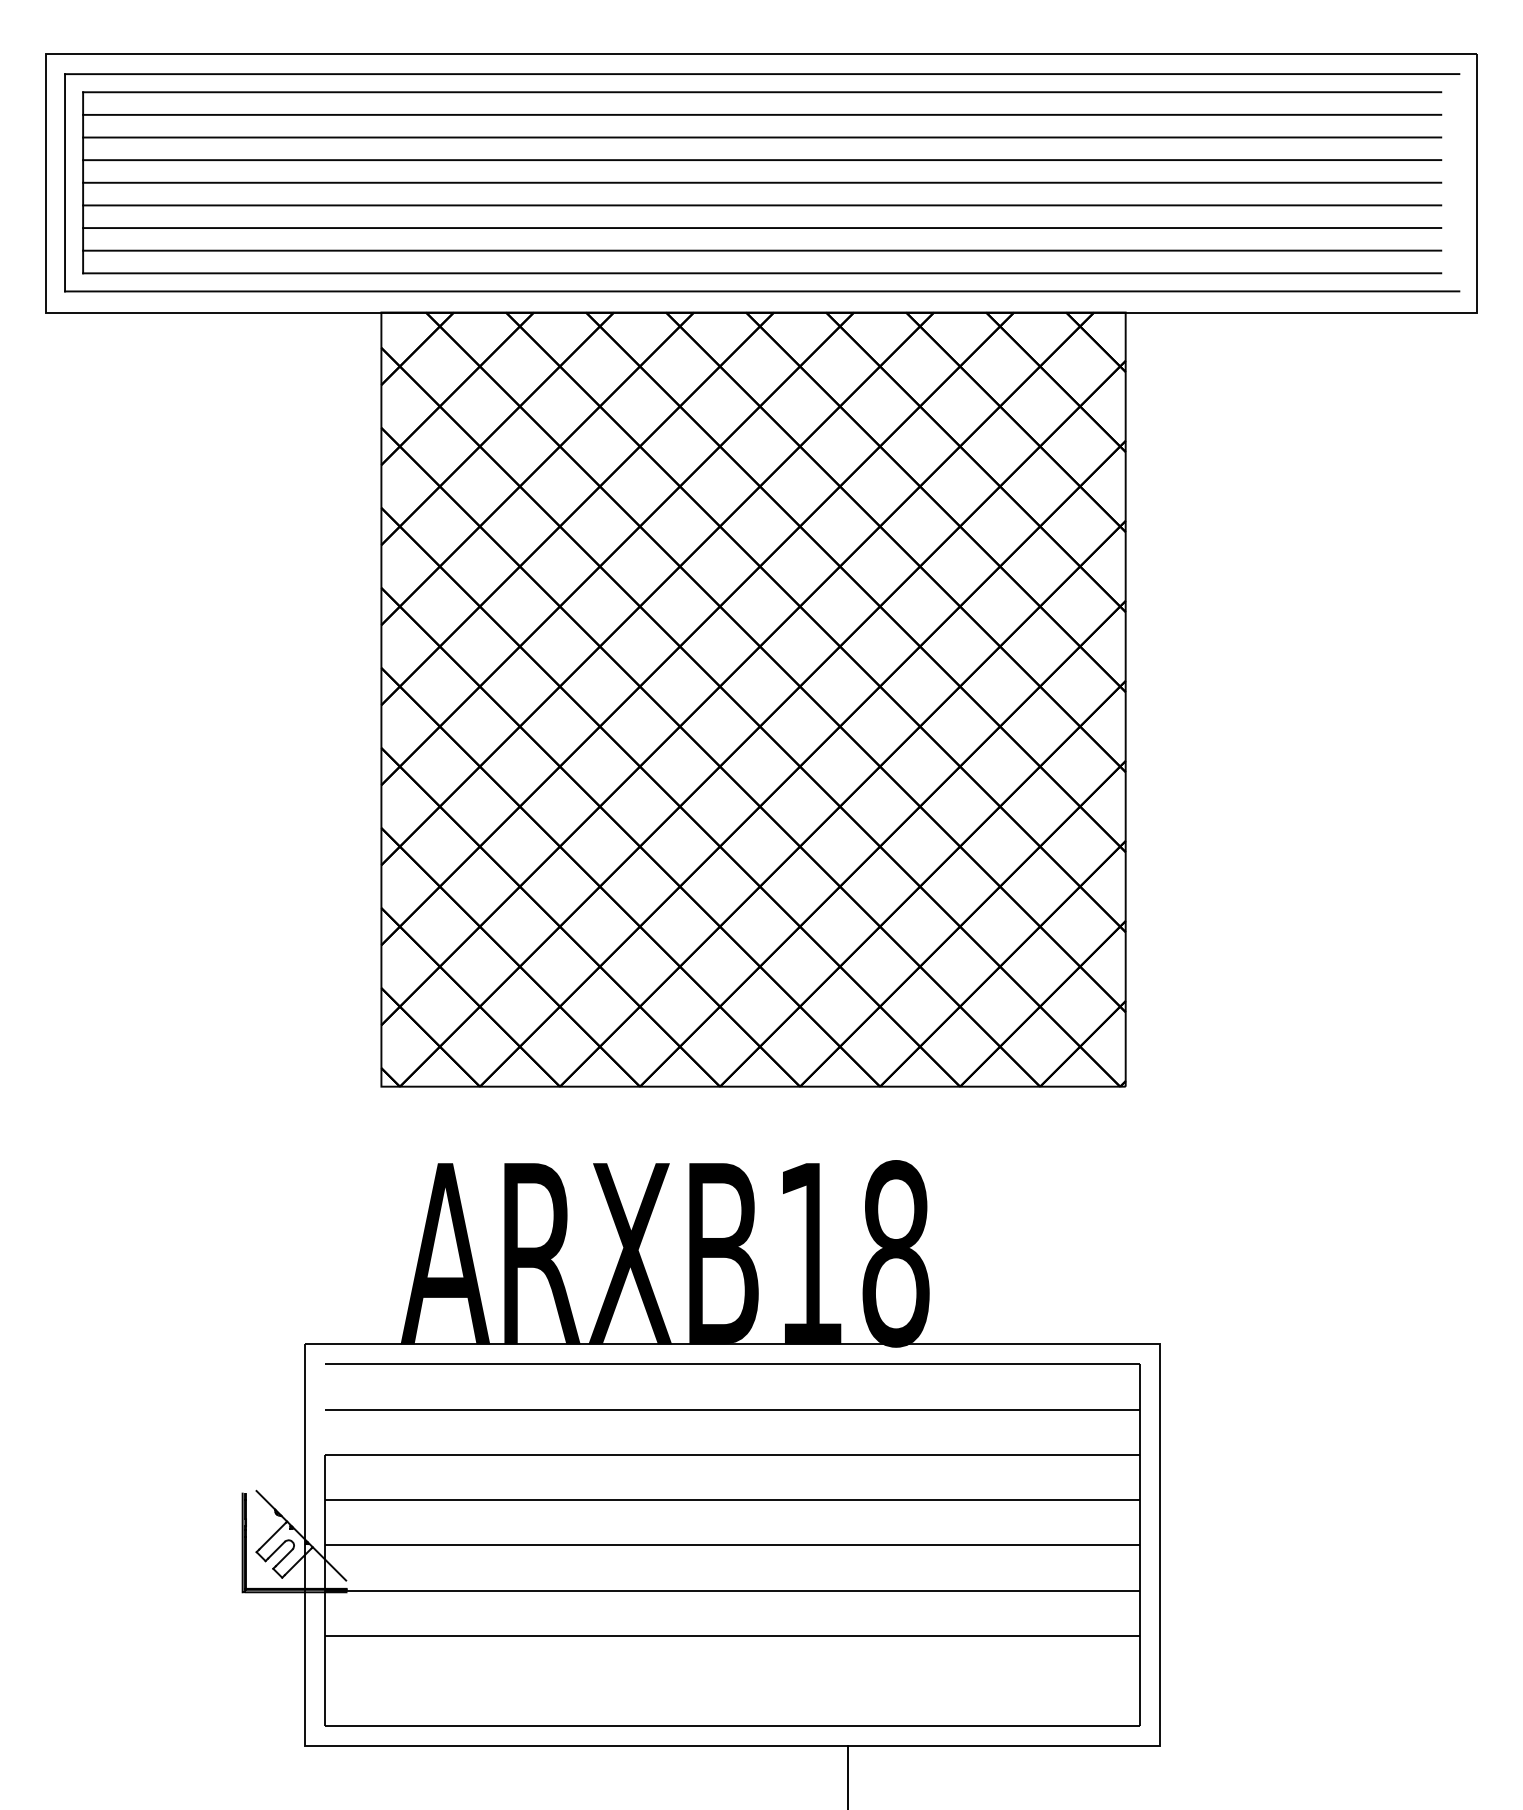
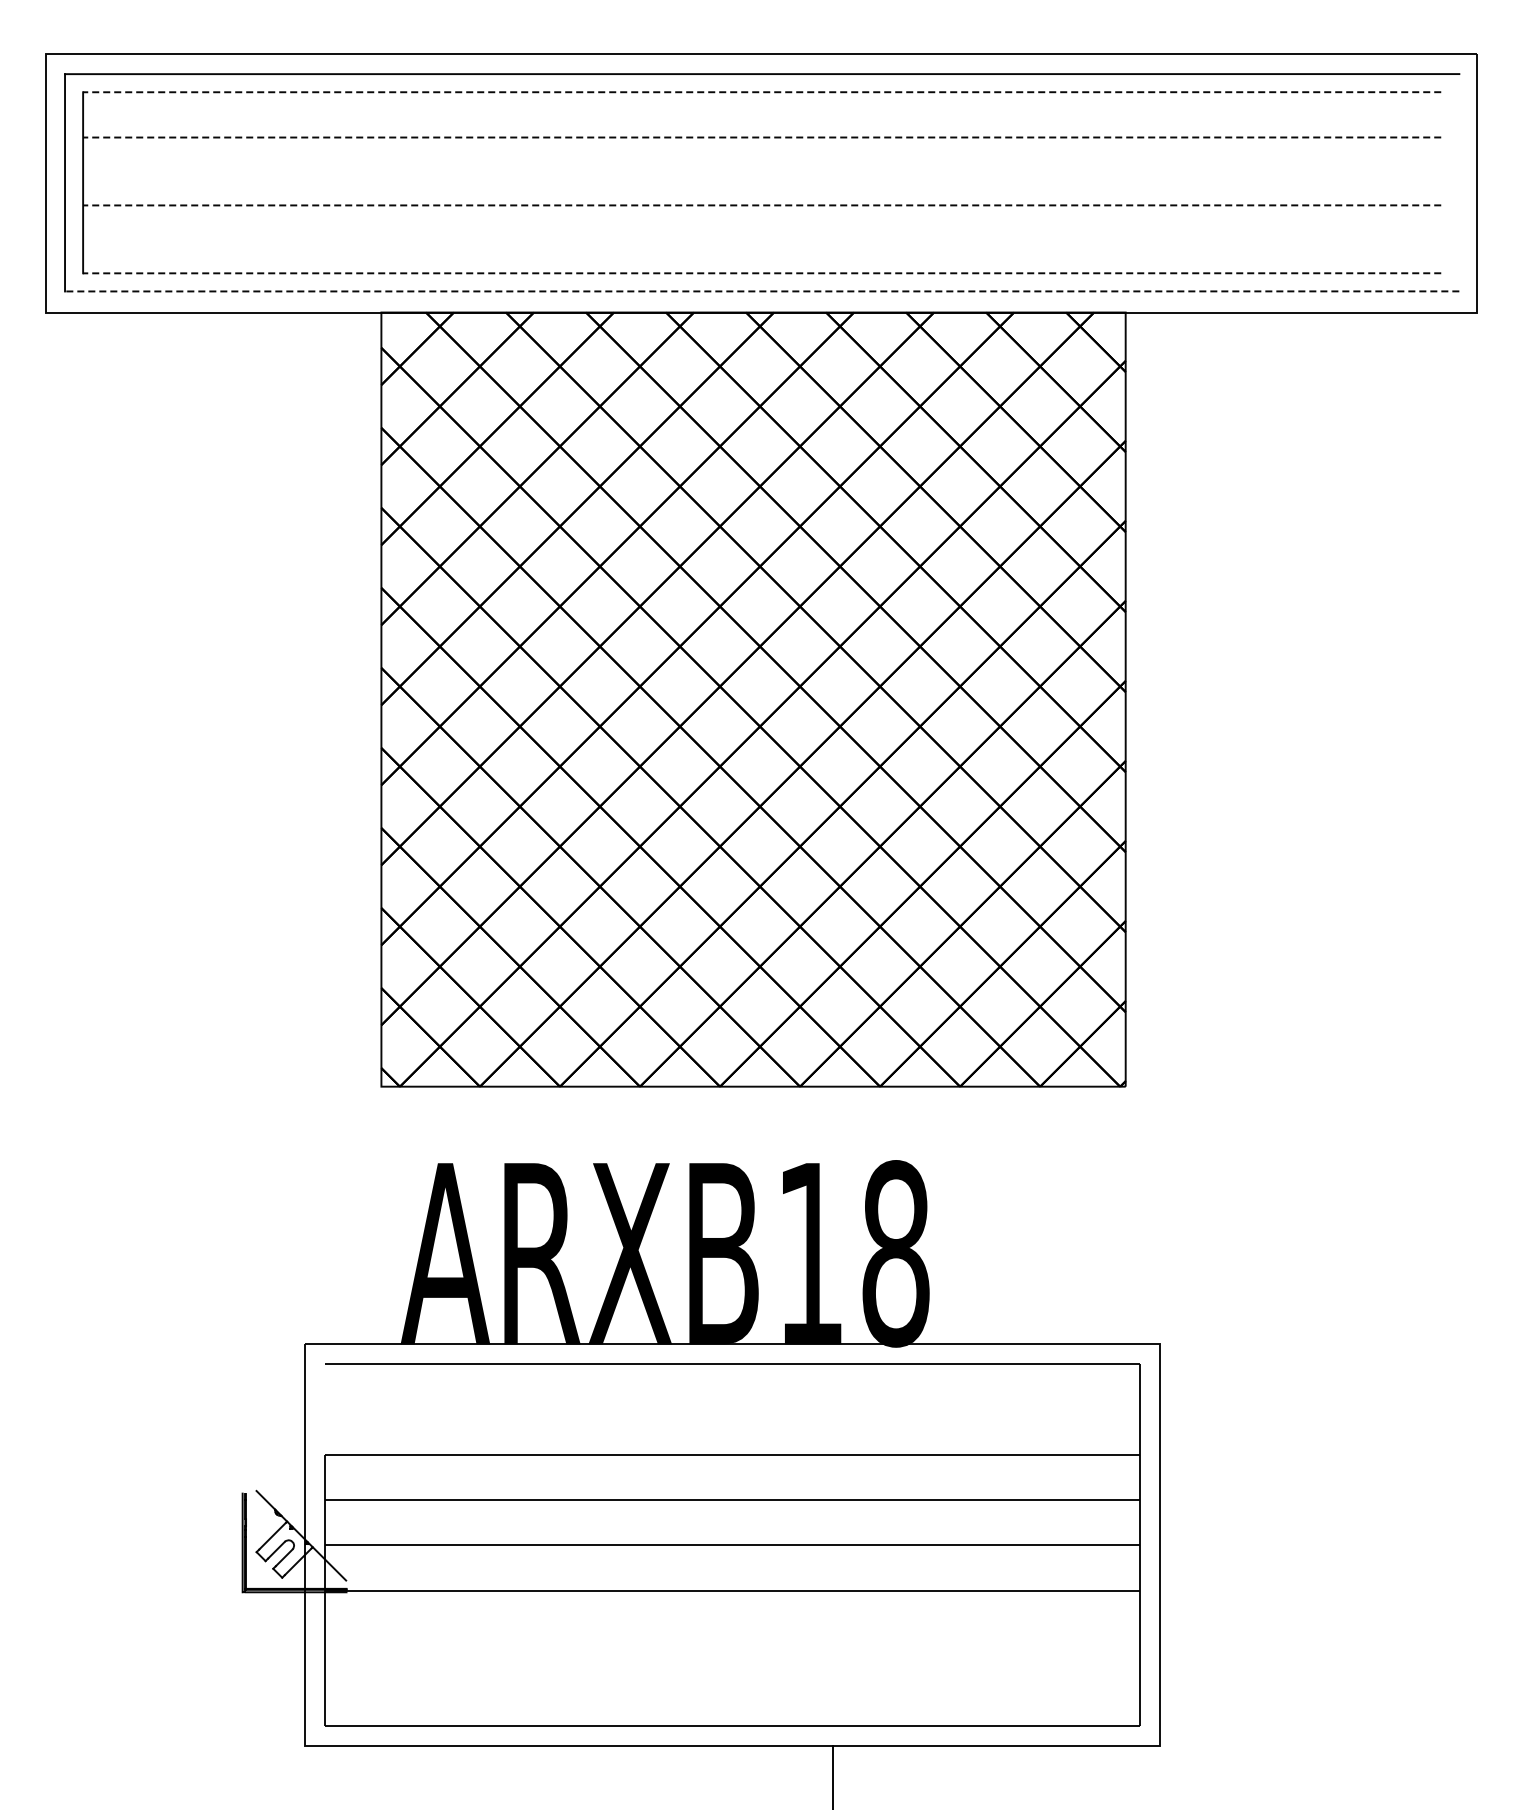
line: solid -> dashed (761, 92)
line: present -> none (762, 114)
line: solid -> dashed (761, 137)
line: present -> none (762, 160)
line: present -> none (762, 182)
line: solid -> dashed (761, 205)
line: present -> none (762, 228)
line: present -> none (762, 250)
line: solid -> dashed (761, 273)
line: solid -> dashed (761, 291)
line: present -> none (732, 1409)
line: present -> none (732, 1635)
line position: (848, 1776) -> (833, 1776) (833, 1776)
